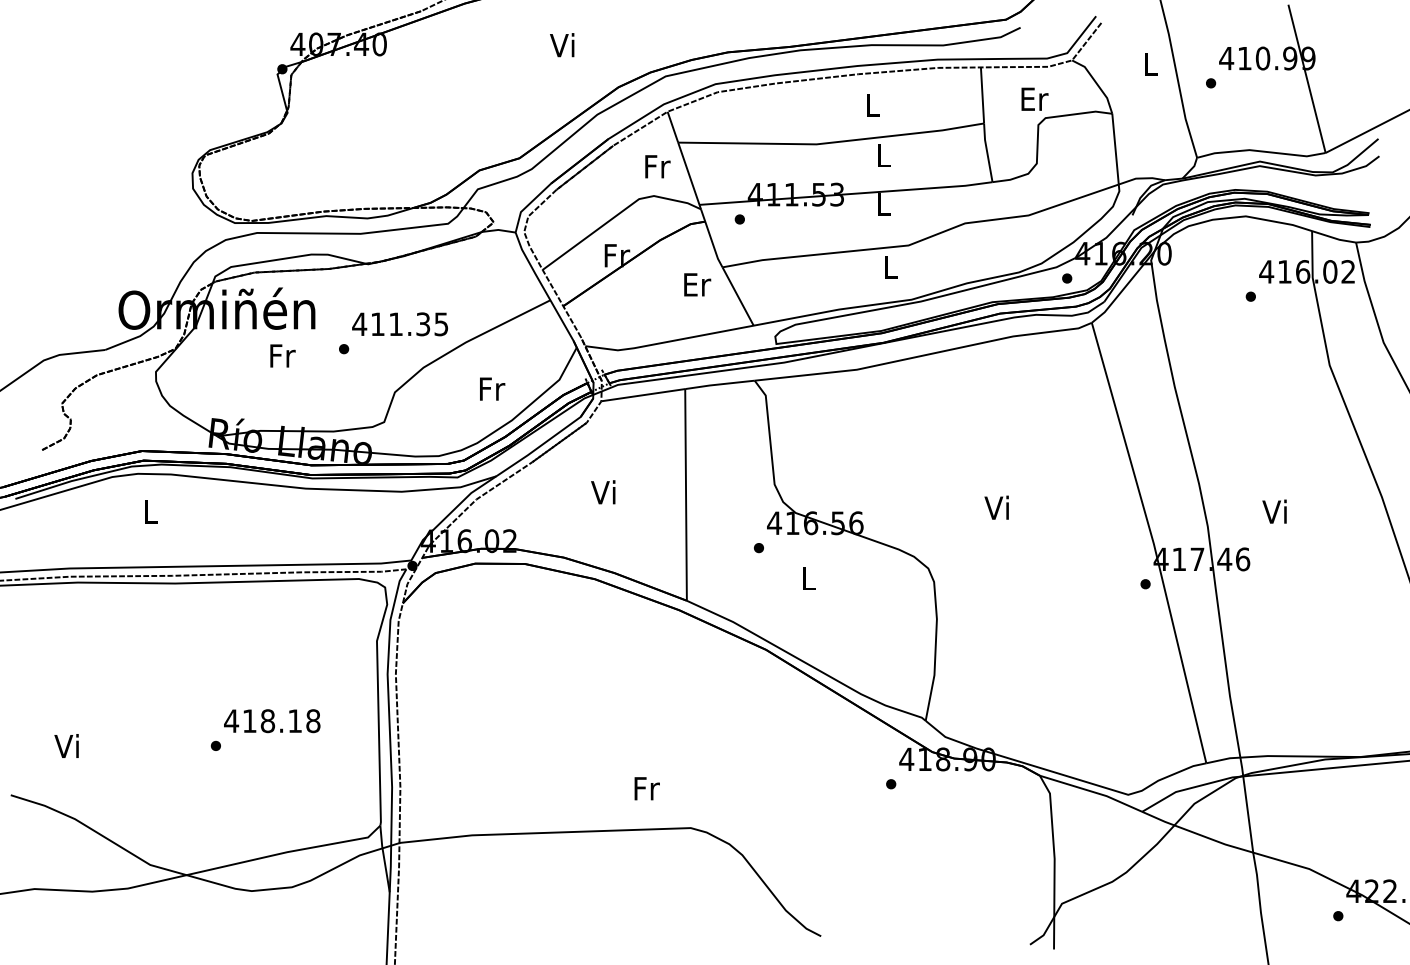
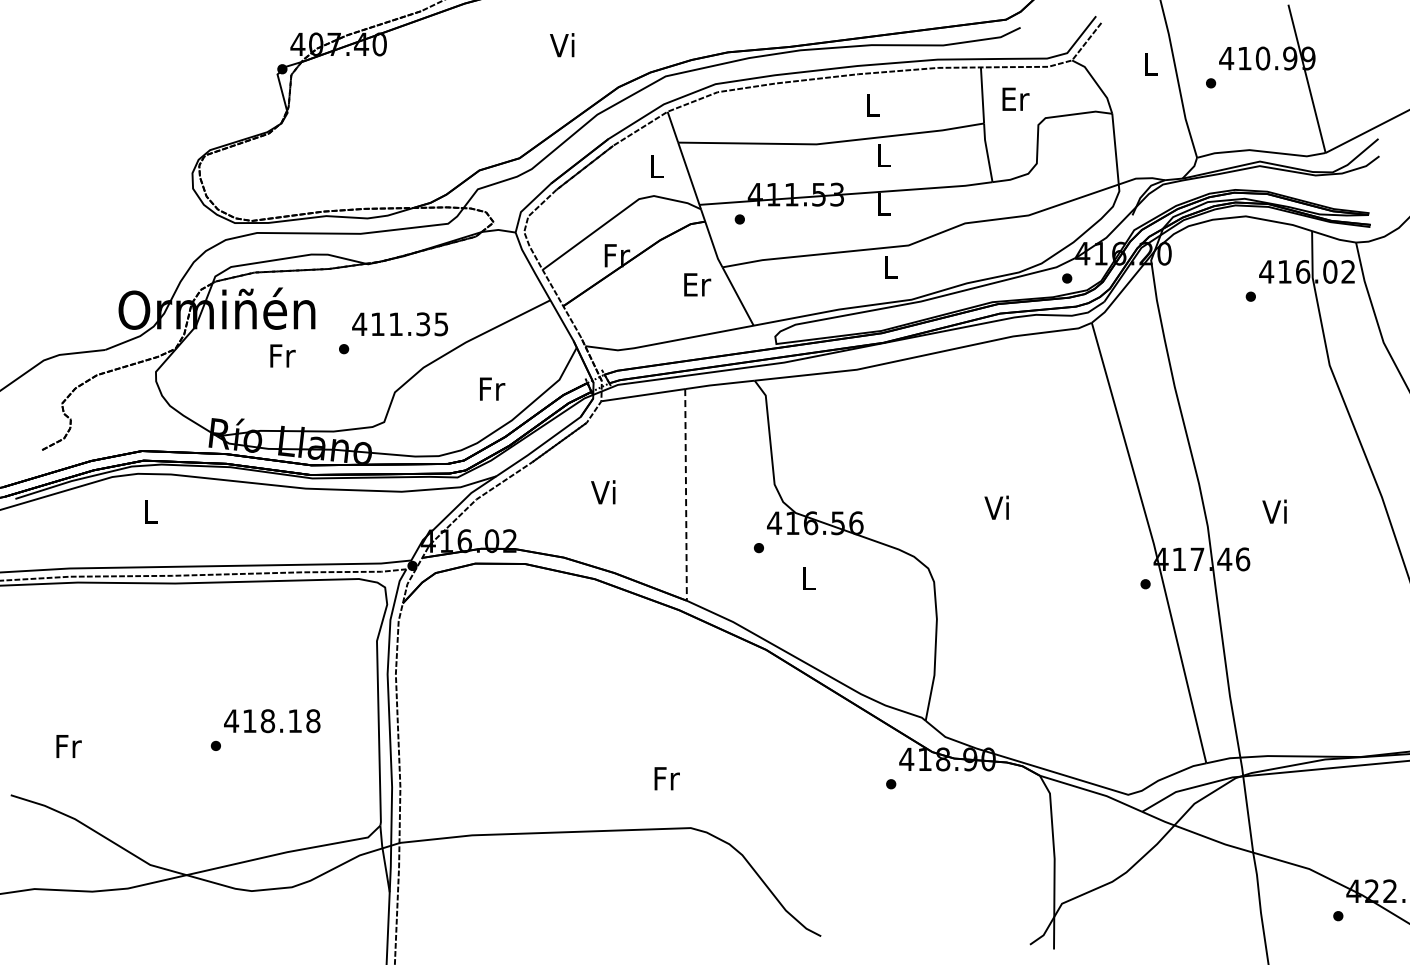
text position: (1034, 98) -> (1015, 98) (1015, 98)
text: Fr -> L (657, 166)
line: solid -> dashed (686, 494)
text: Vi -> Fr (67, 745)
text position: (646, 788) -> (666, 778) (666, 778)
